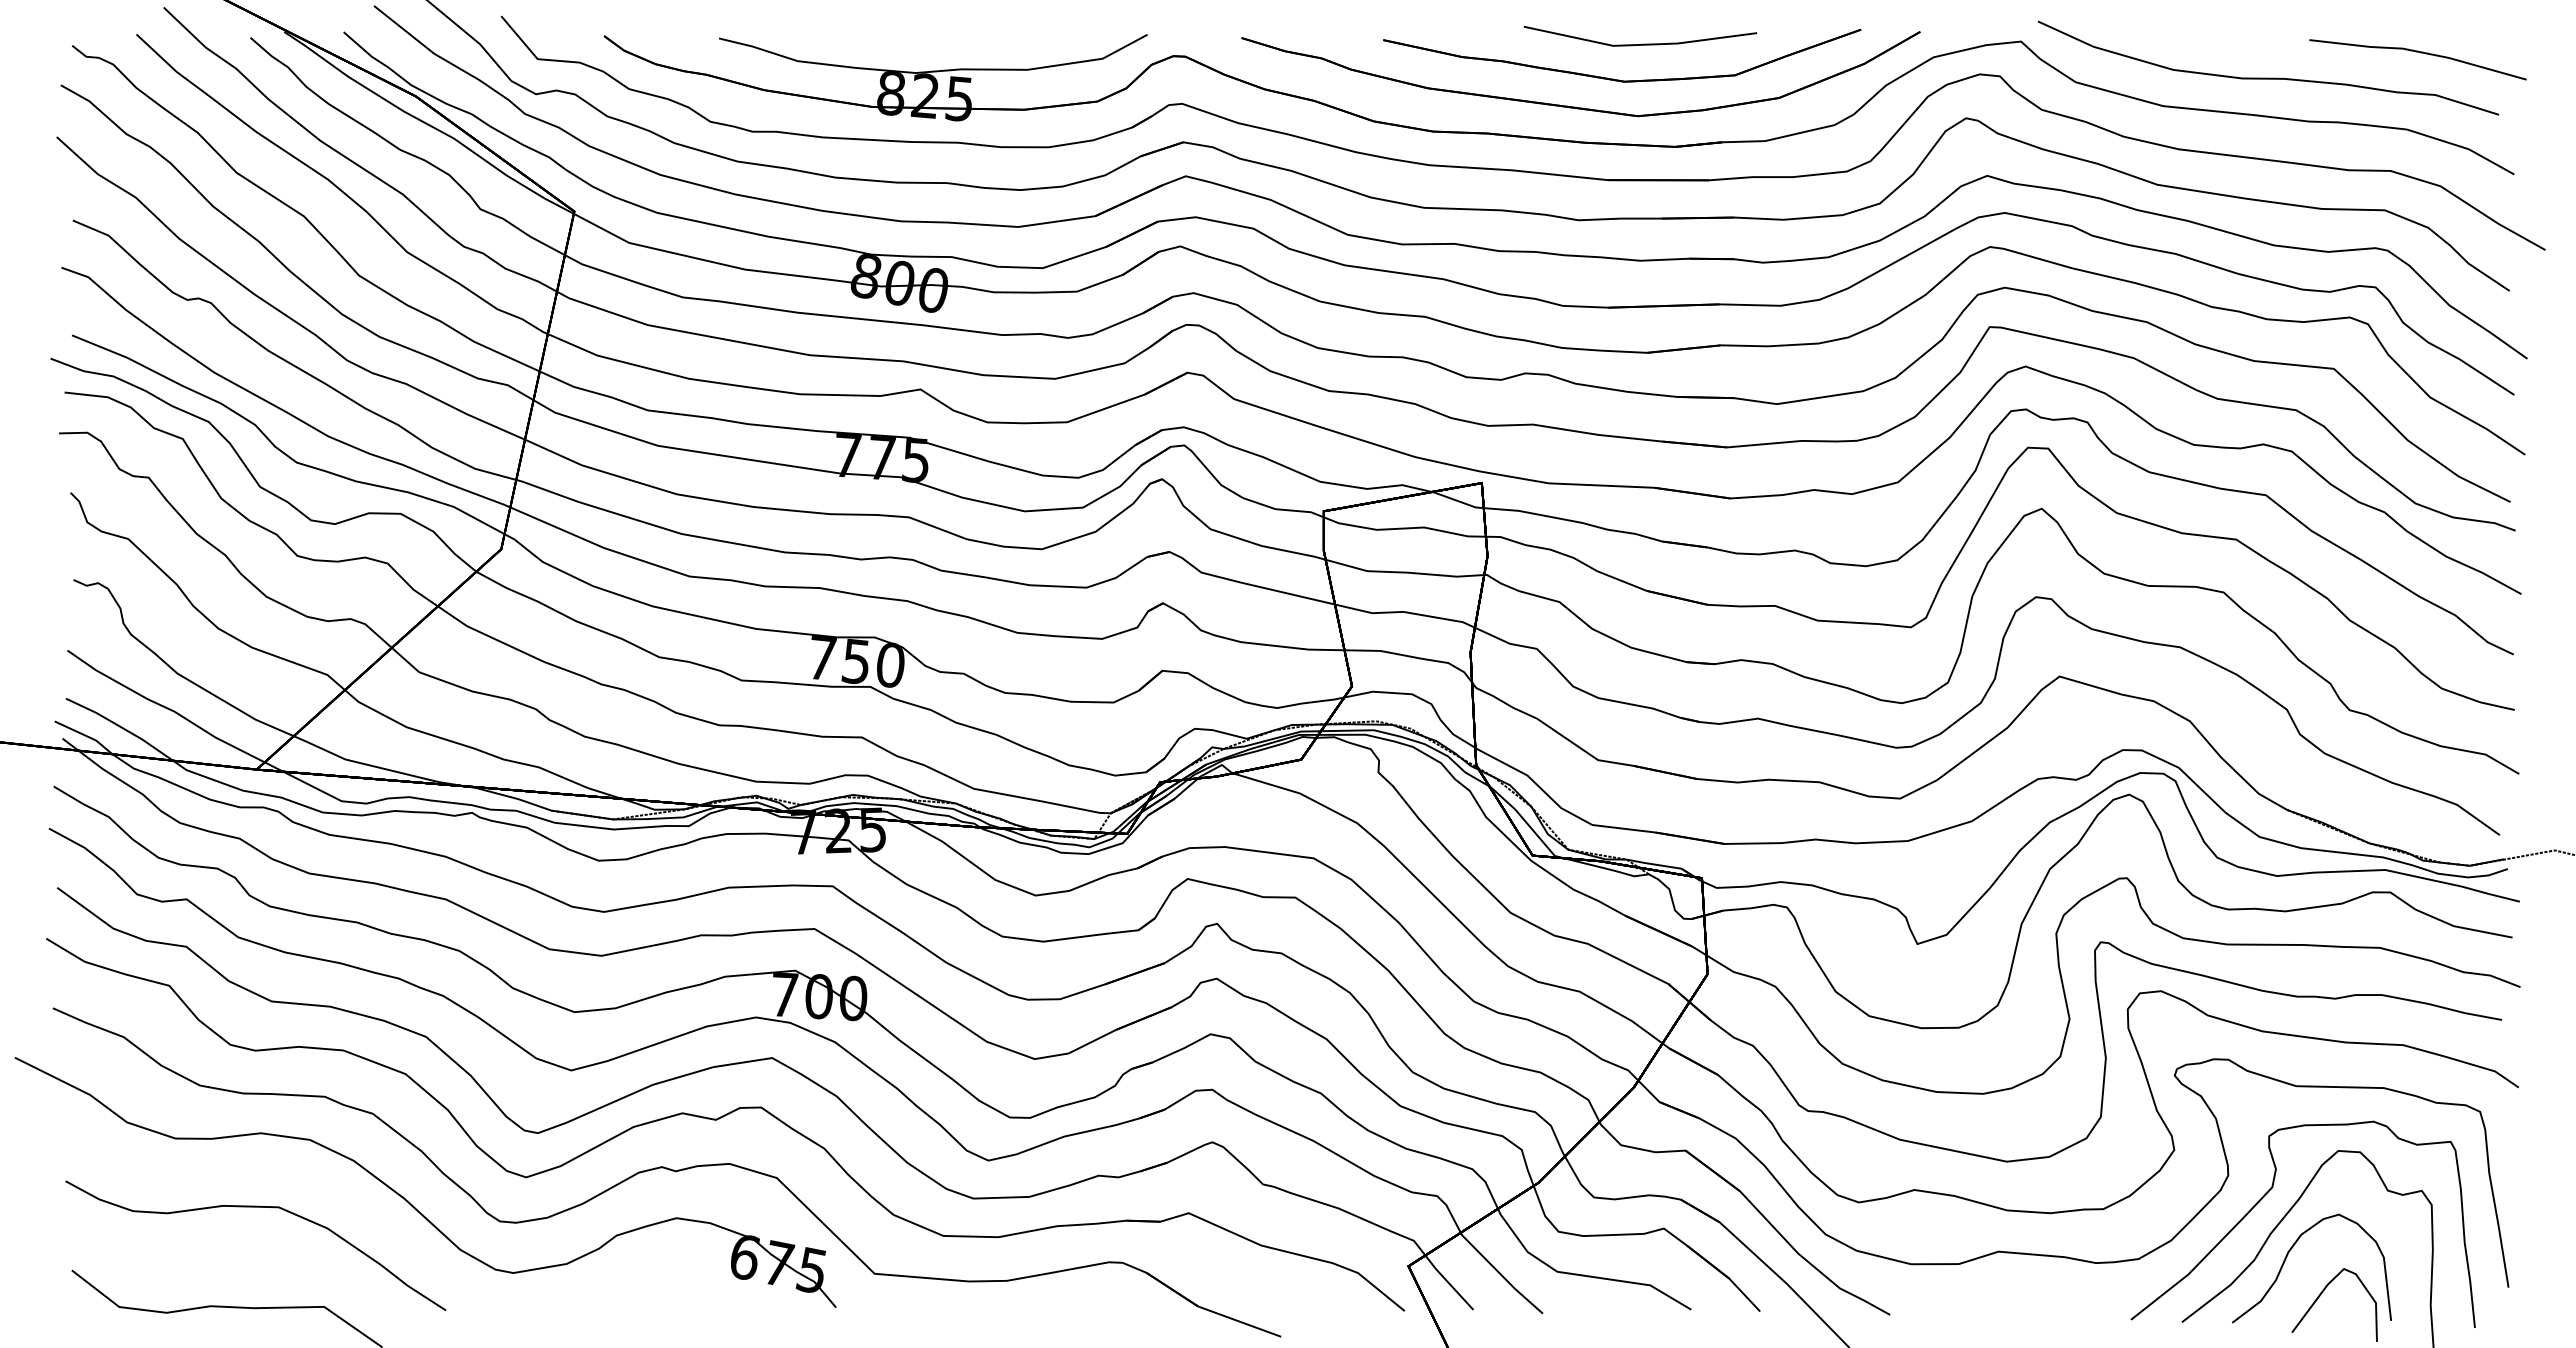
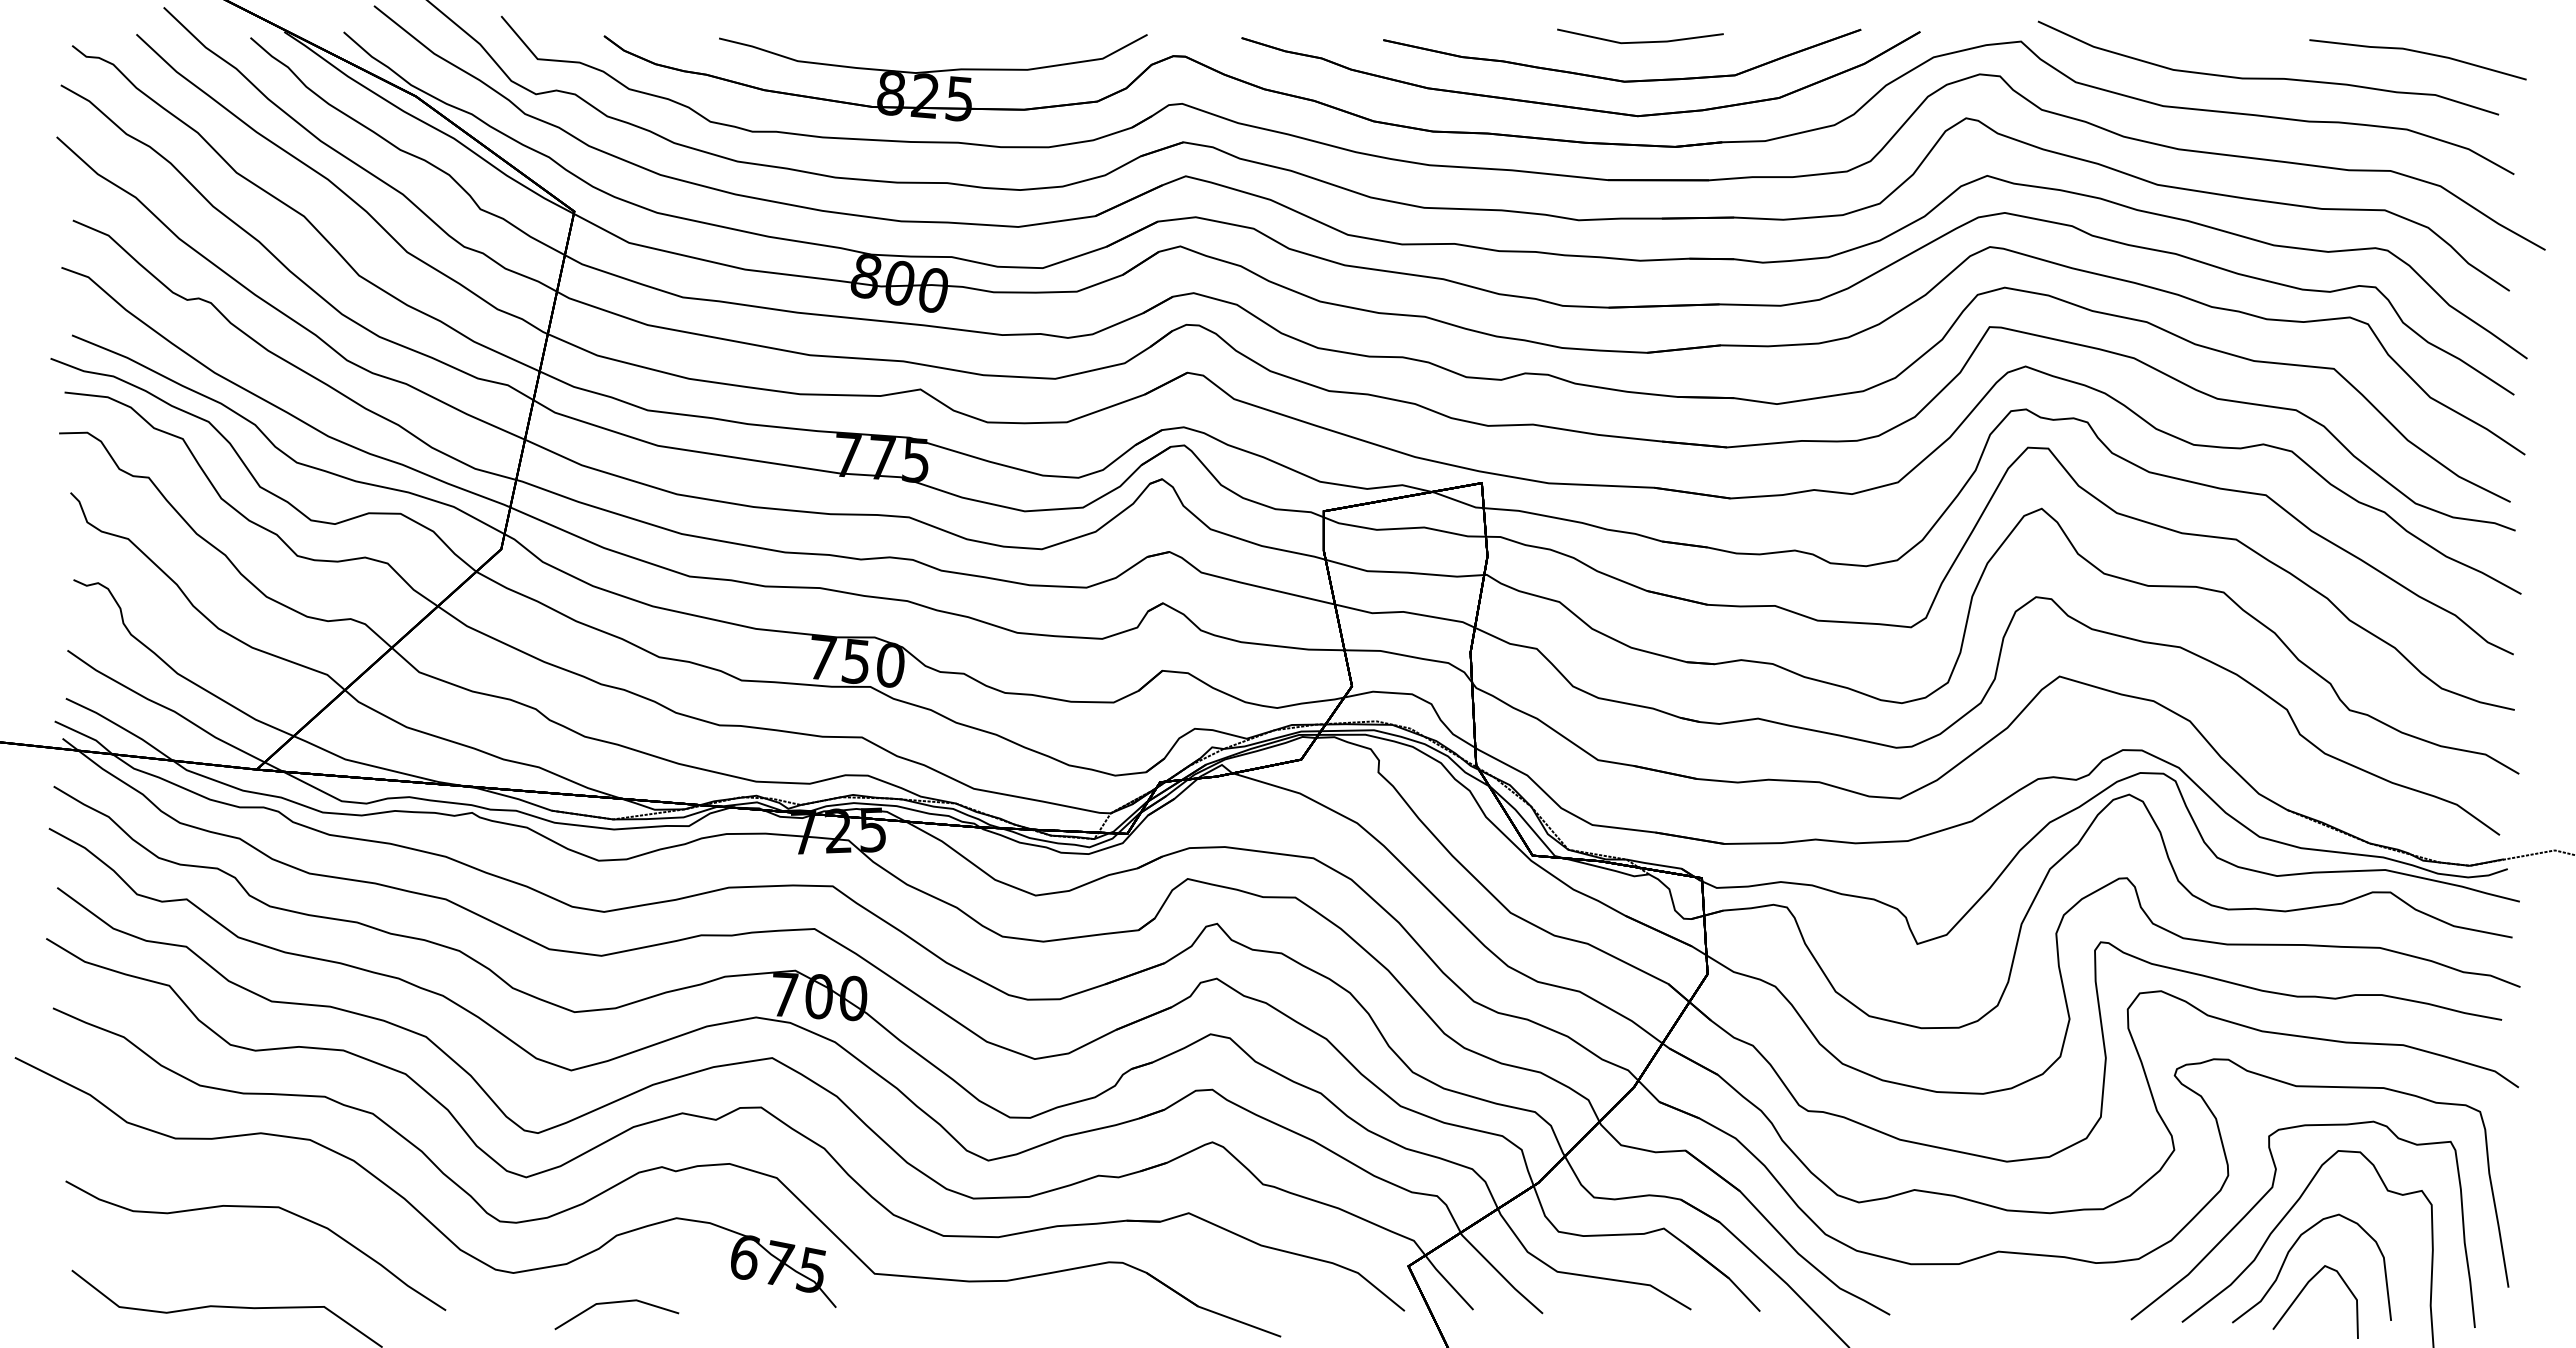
part size: 235x22 px -> 167x17 px (1640, 36)
curve position: (2320, 1296) -> (2301, 1293) (2301, 1293)
line: none -> present (615, 1303)
